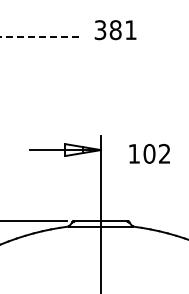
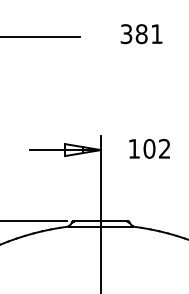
text position: (115, 30) -> (141, 34) (141, 34)
line: dashed -> solid (40, 37)
text position: (149, 153) -> (149, 148) (149, 148)
